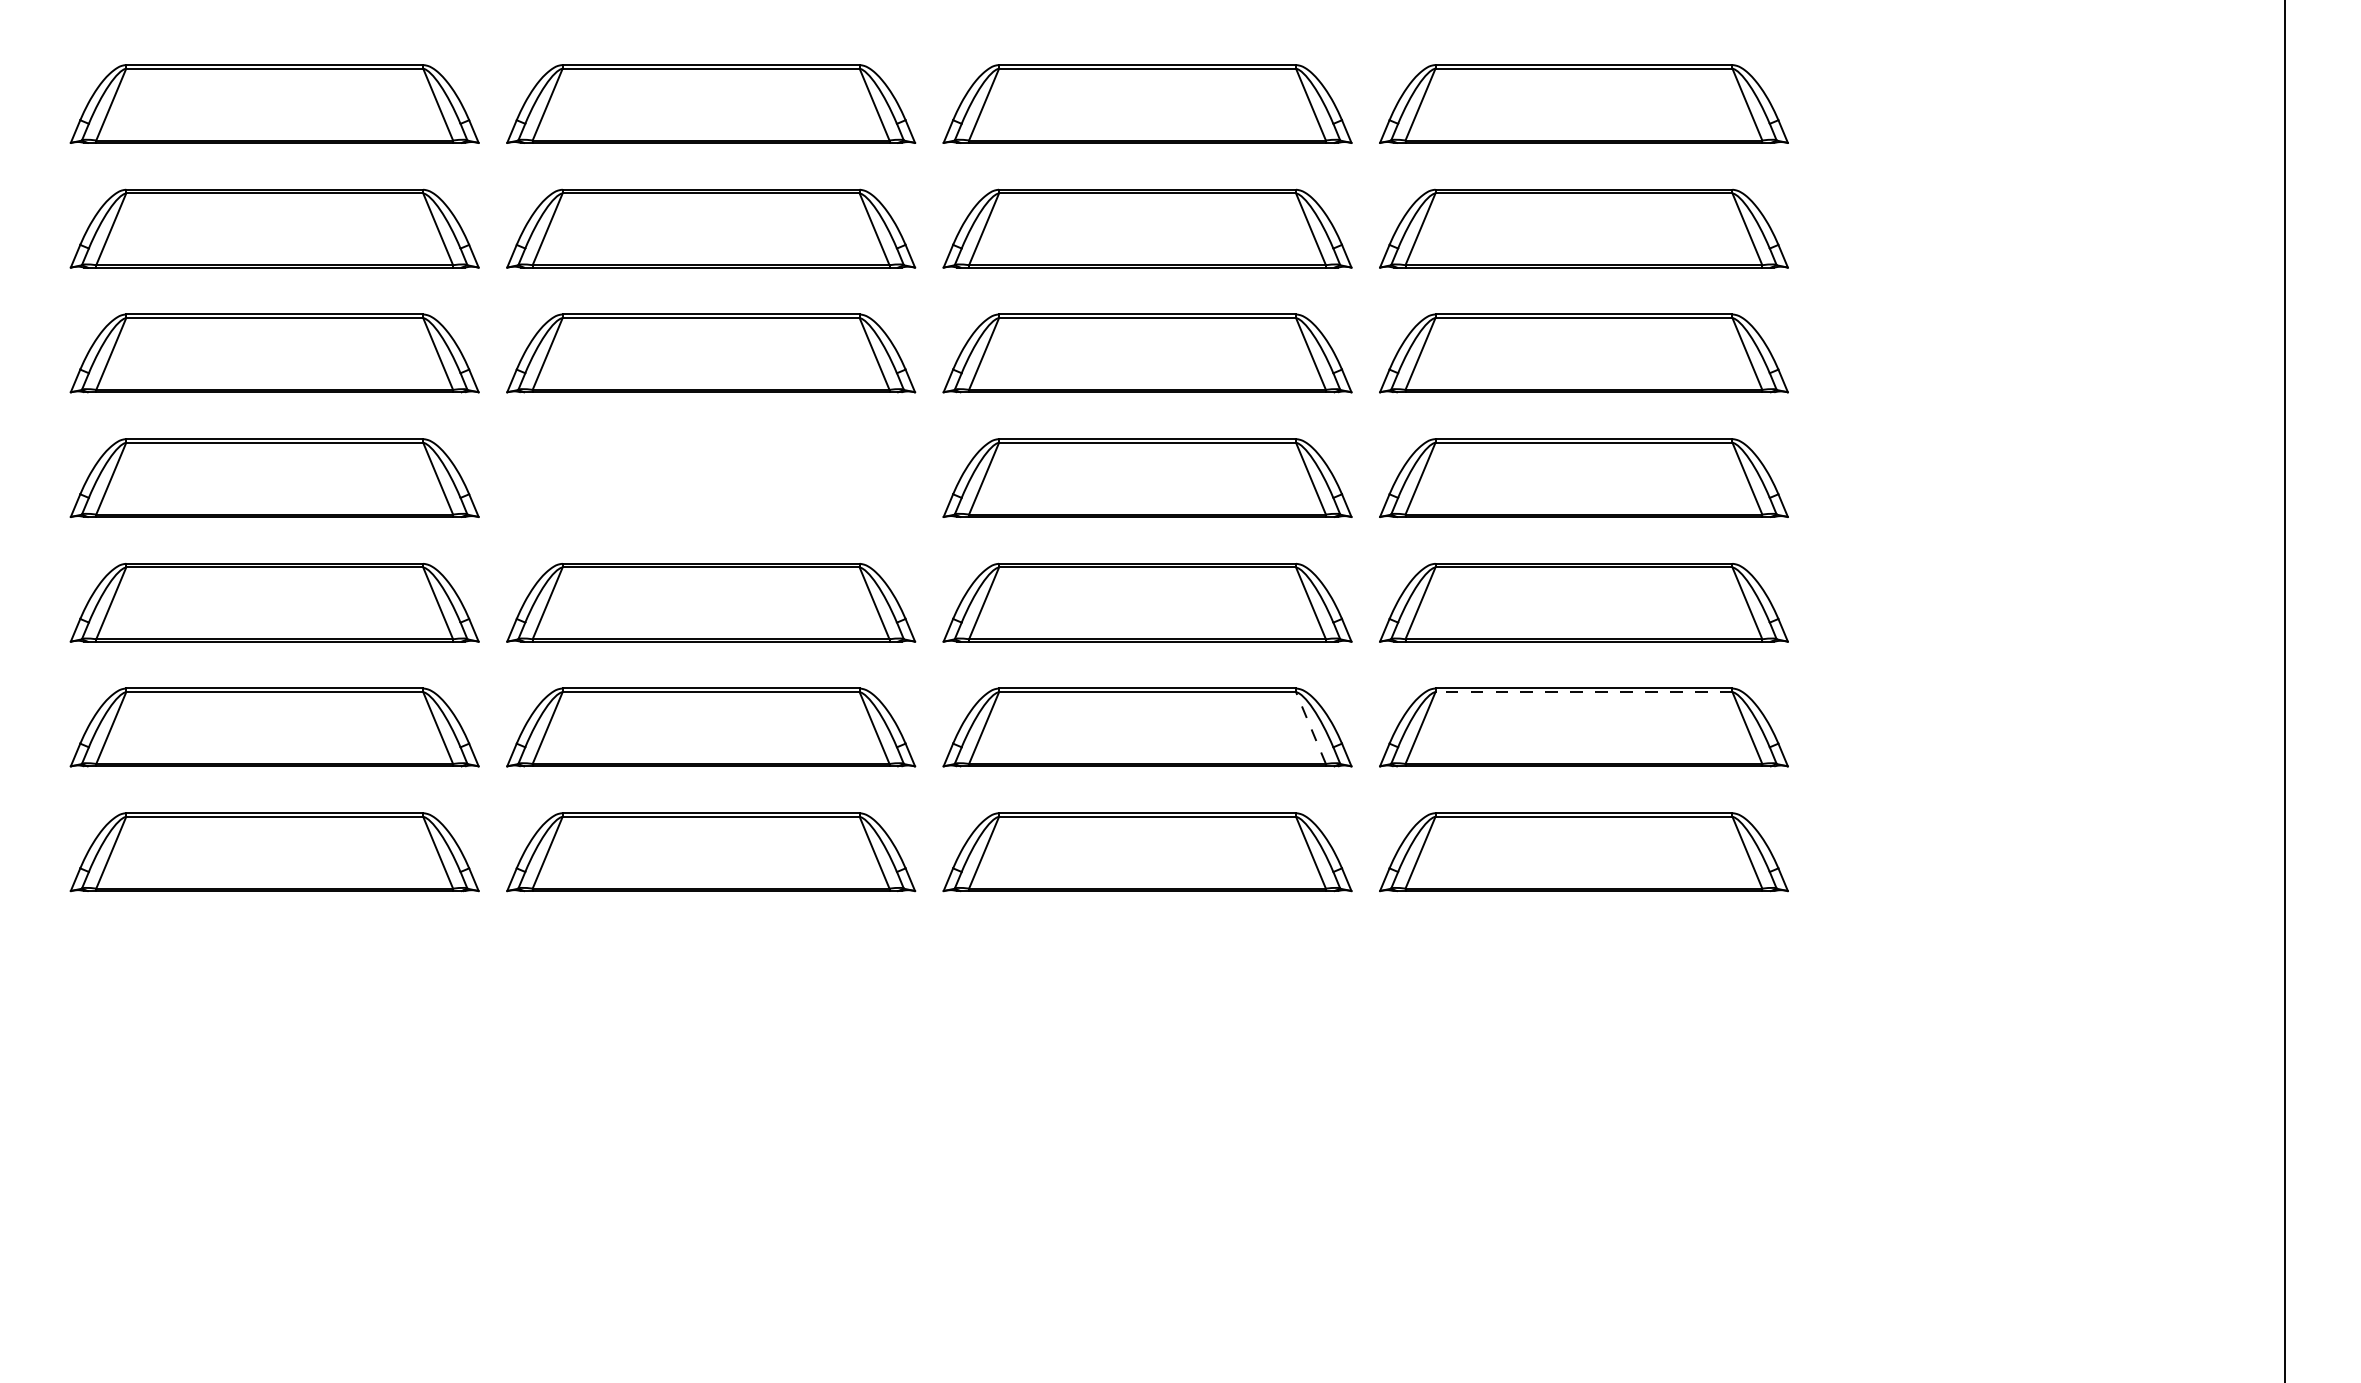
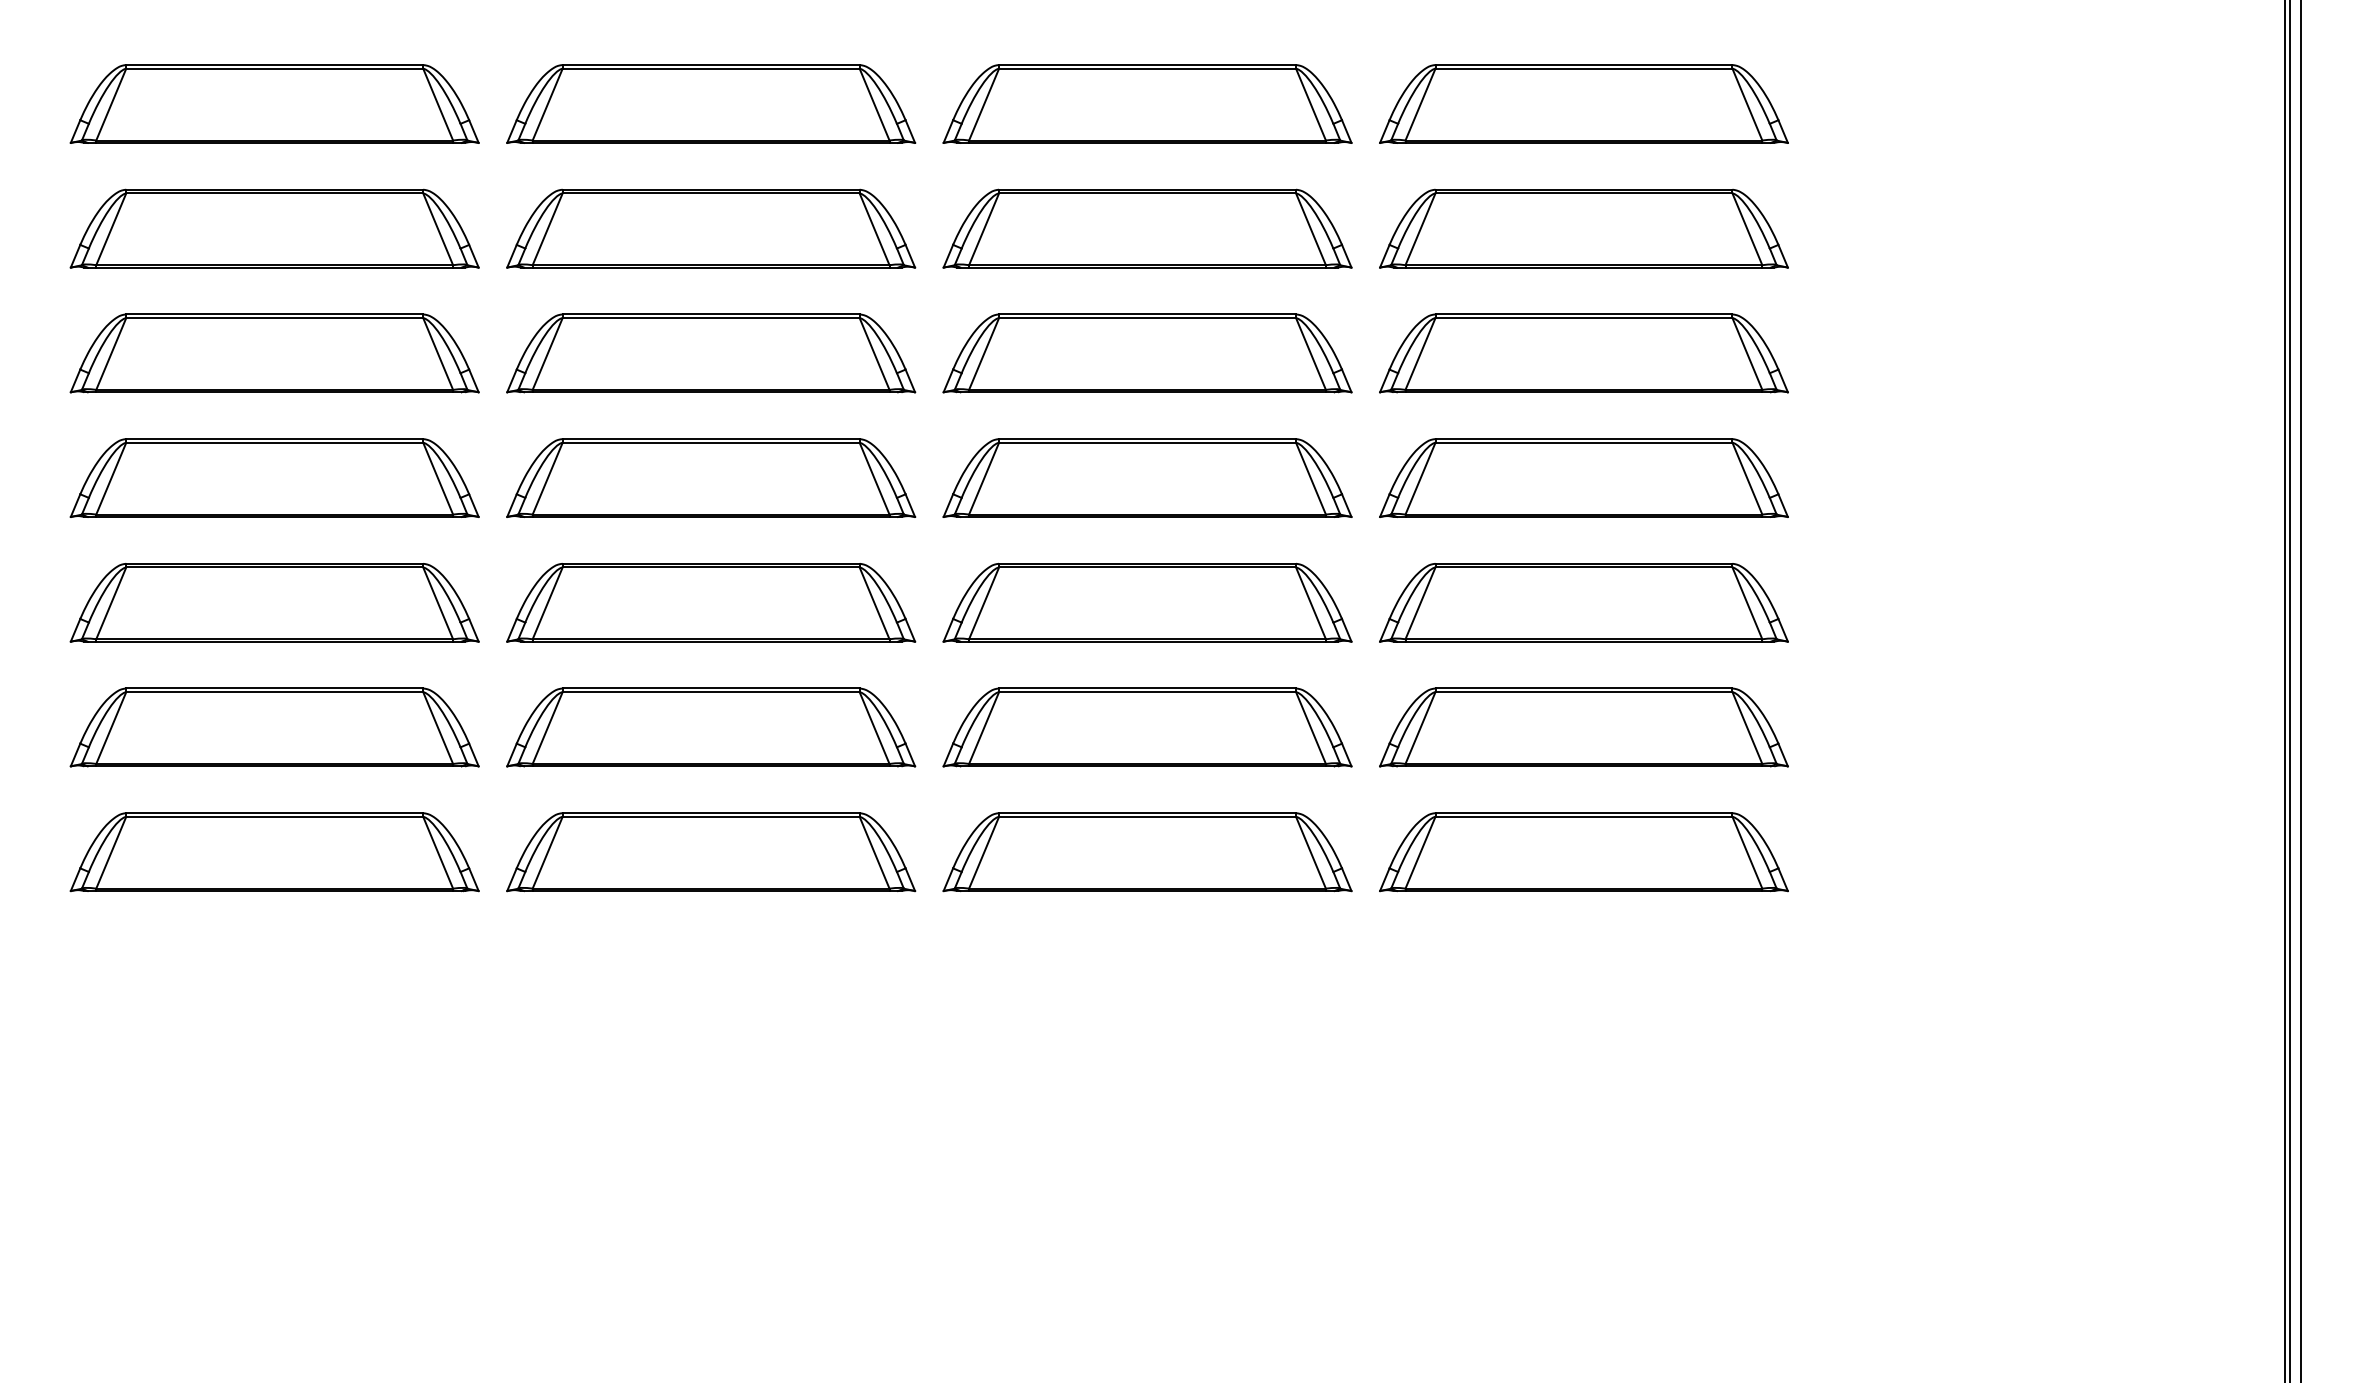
part: none -> present (711, 477)
line: none -> present (2290, 690)
line: none -> present (2301, 690)
line: dashed -> solid (1583, 692)
line: dashed -> solid (1310, 728)
